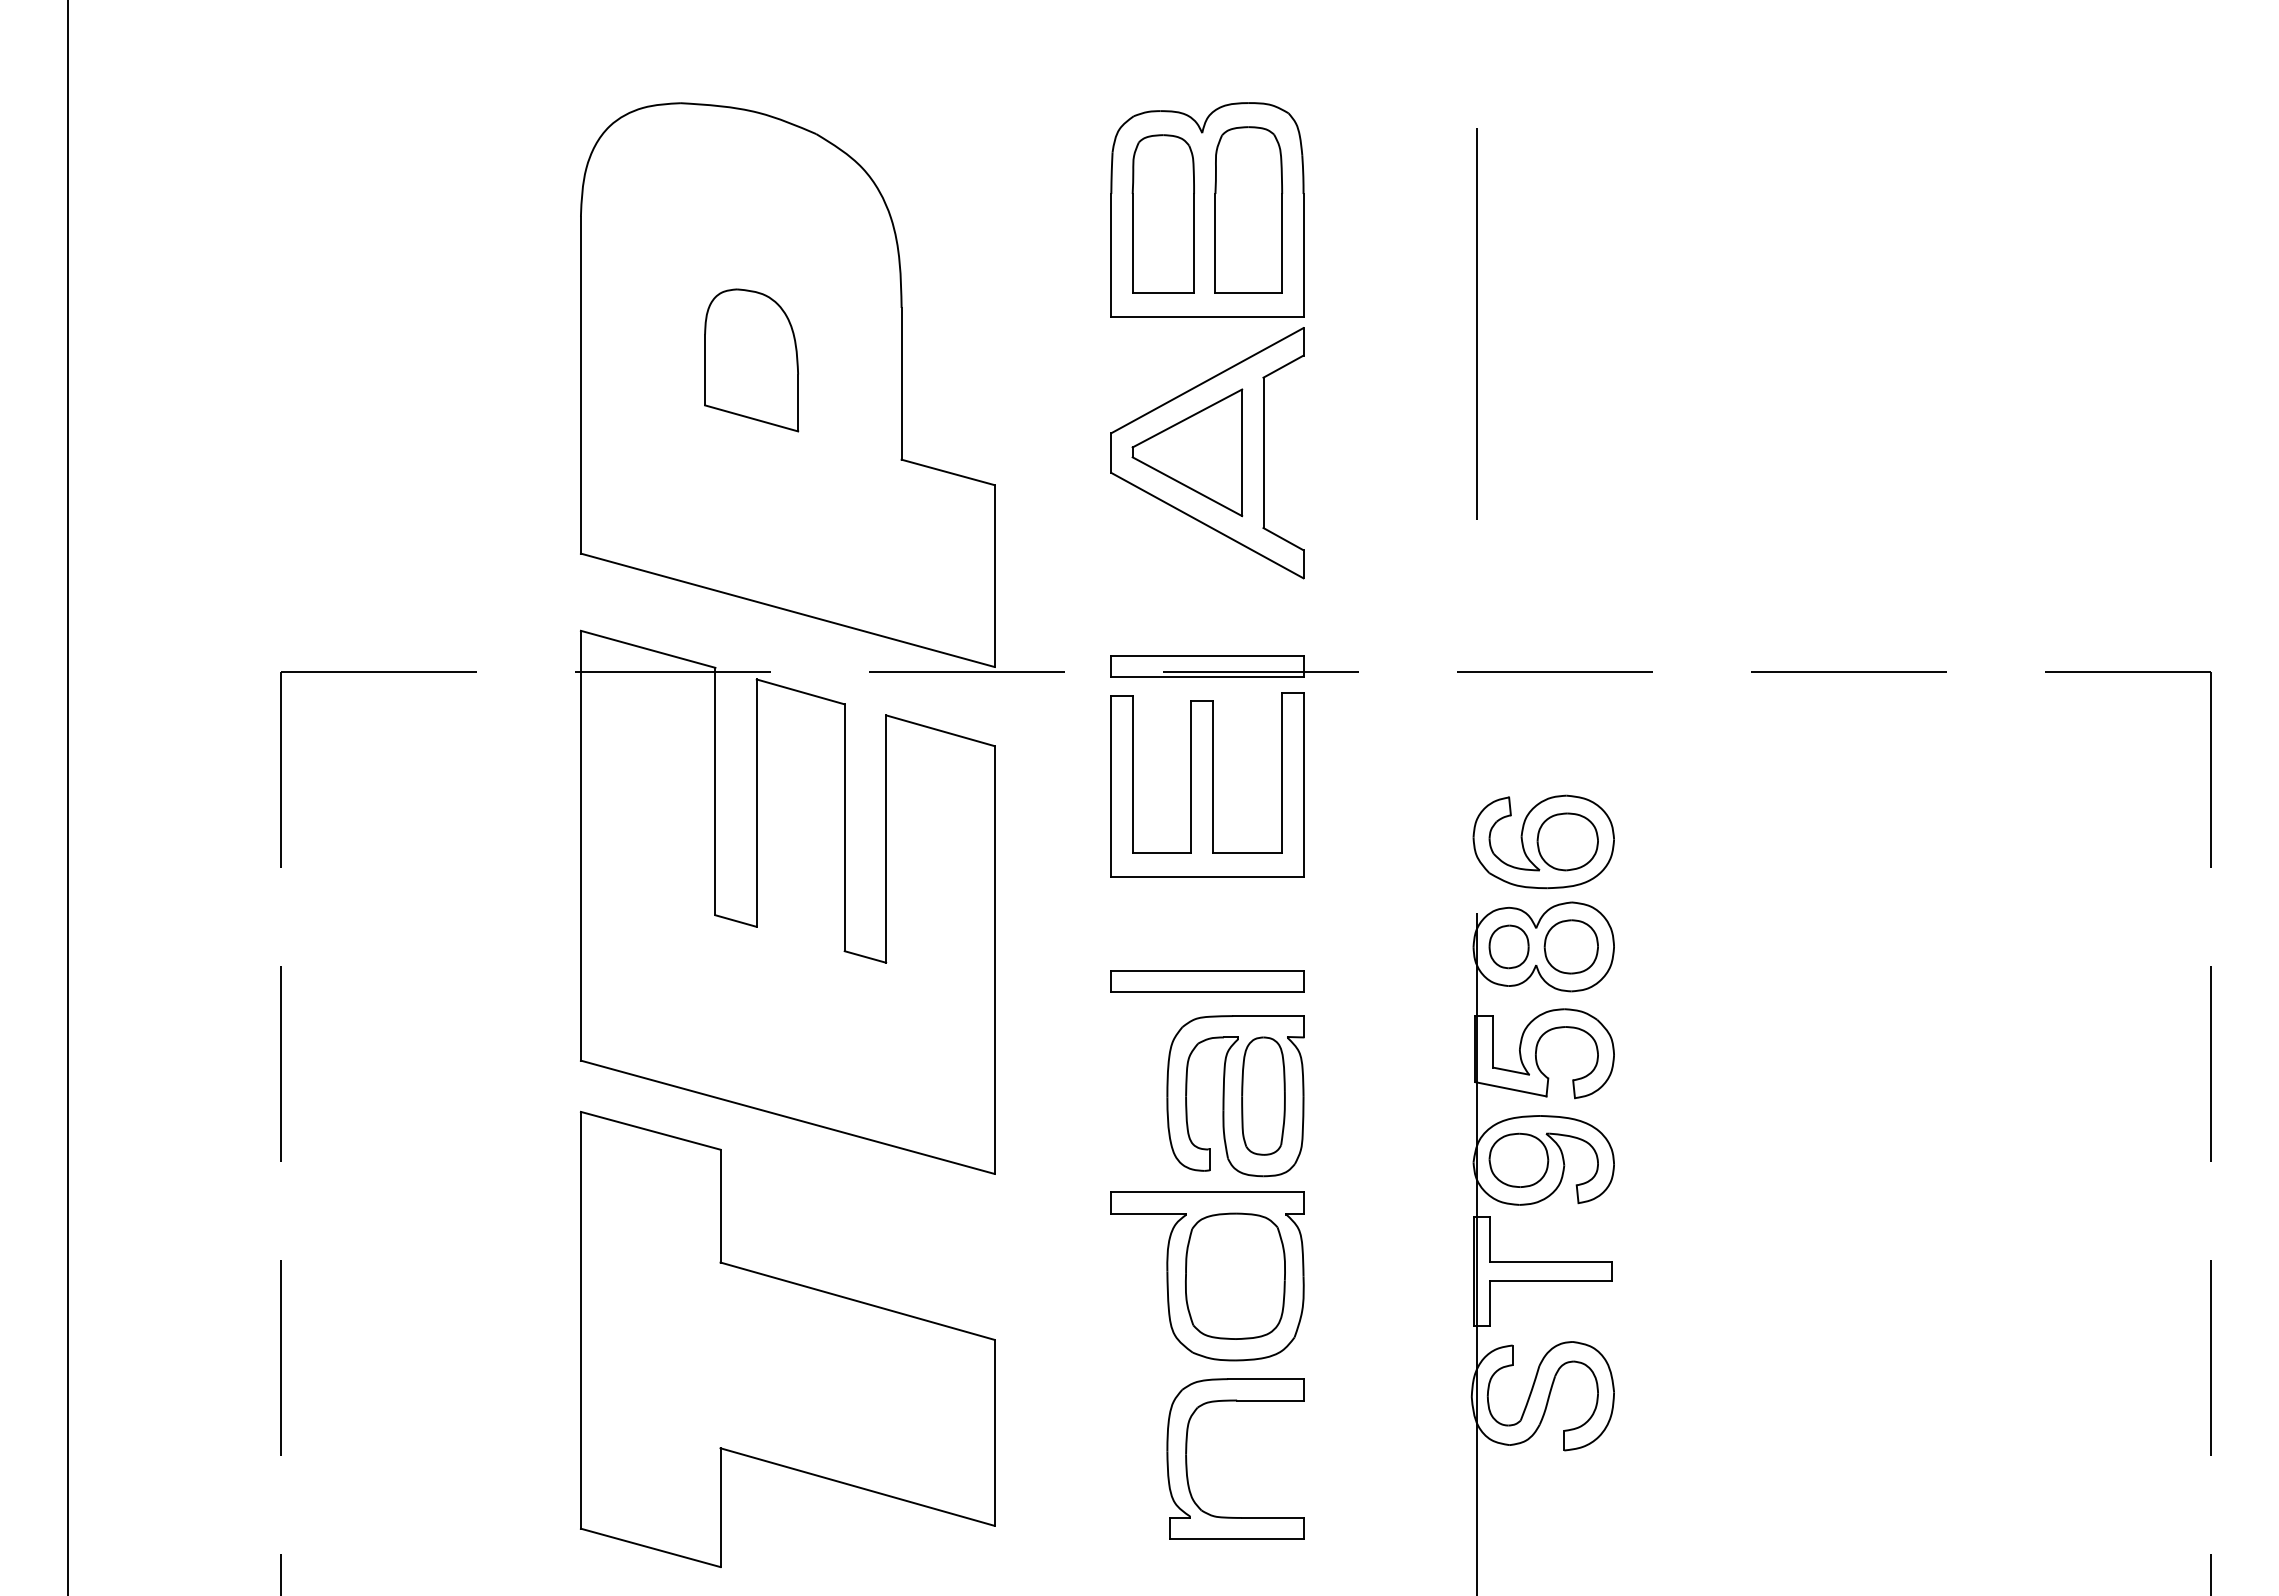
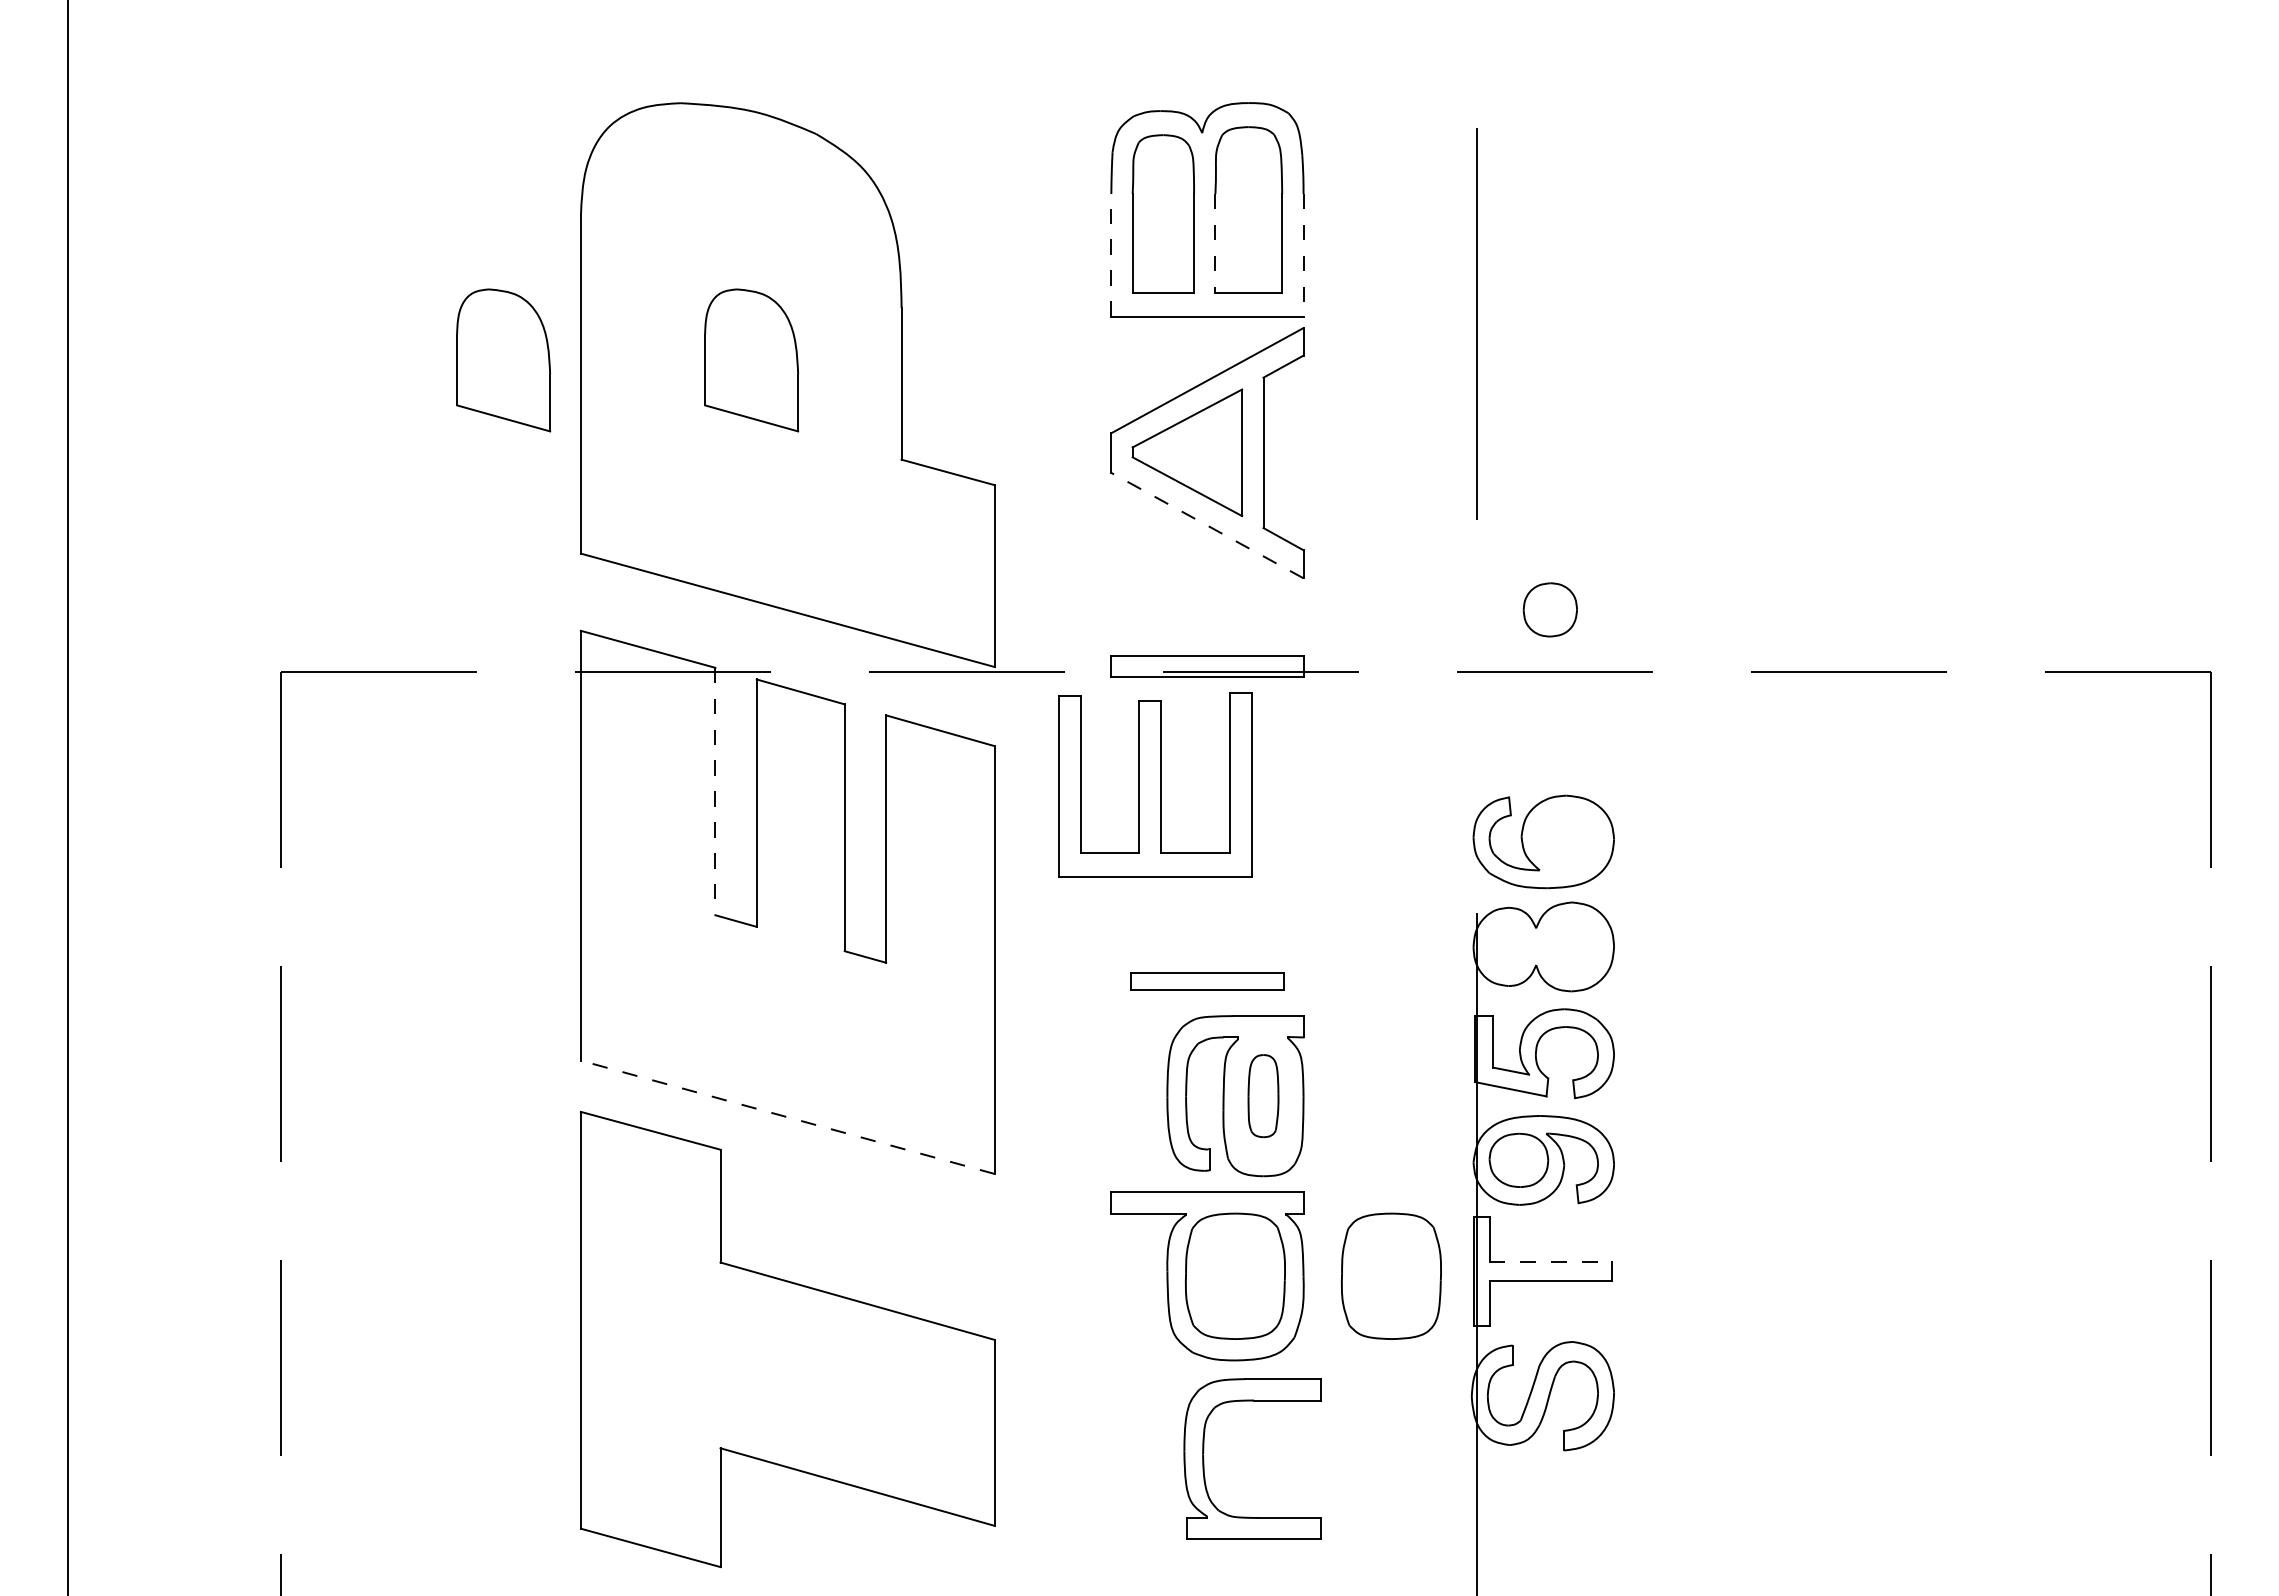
line: solid -> dashed (1215, 243)
line: solid -> dashed (1111, 254)
line: solid -> dashed (1303, 255)
part: none -> present (503, 360)
line: solid -> dashed (1207, 525)
part position: (1207, 784) -> (1155, 784) (1155, 784)
line: solid -> dashed (715, 791)
part: present -> none (1567, 841)
part: present -> none (1508, 946)
part position: (1570, 946) -> (1549, 609) (1549, 609)
part size: 195x23 px -> 155x19 px (1207, 981)
part size: 45x120 px -> 33x85 px (1263, 1096)
line: solid -> dashed (787, 1117)
line: solid -> dashed (1551, 1261)
part: none -> present (1391, 1275)
part position: (1187, 1458) -> (1204, 1458) (1204, 1458)
